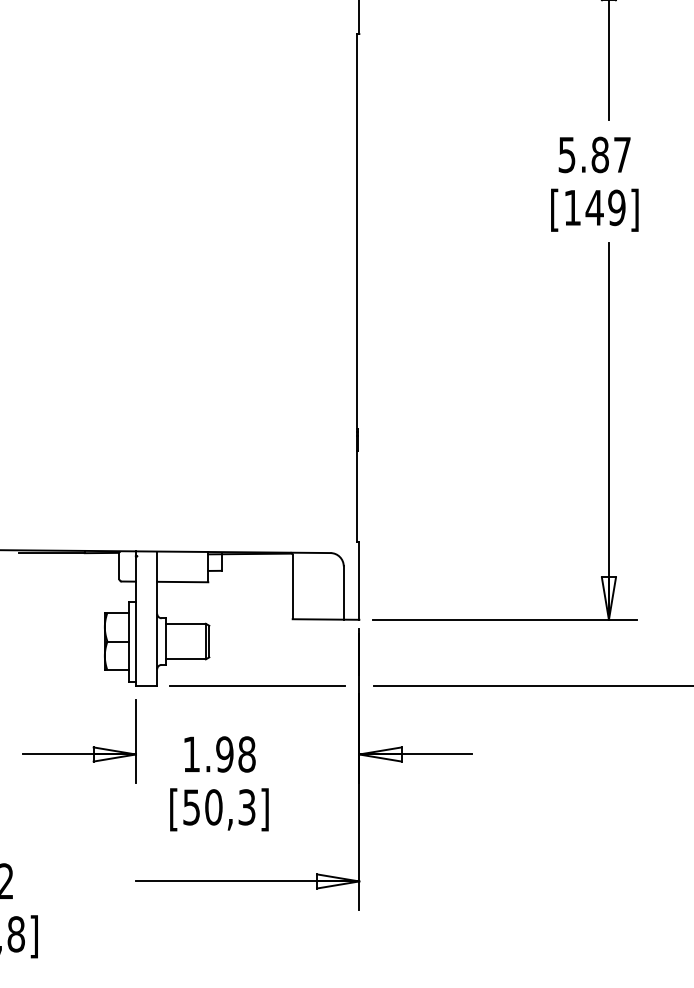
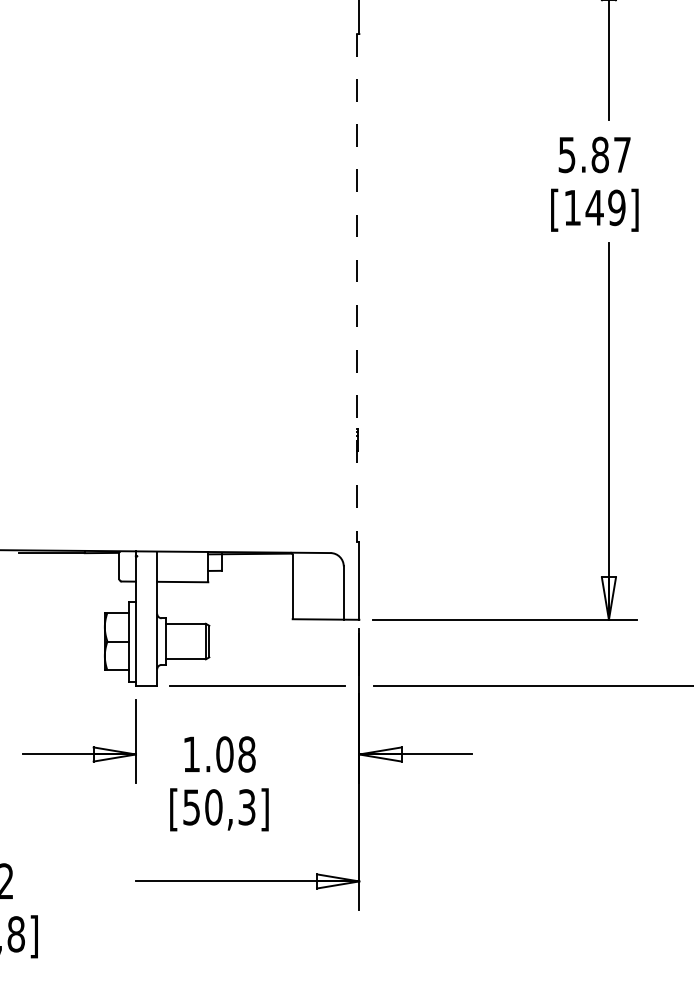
line: solid -> dashed (357, 288)
text: 1.98 -> 1.08 (224, 754)
